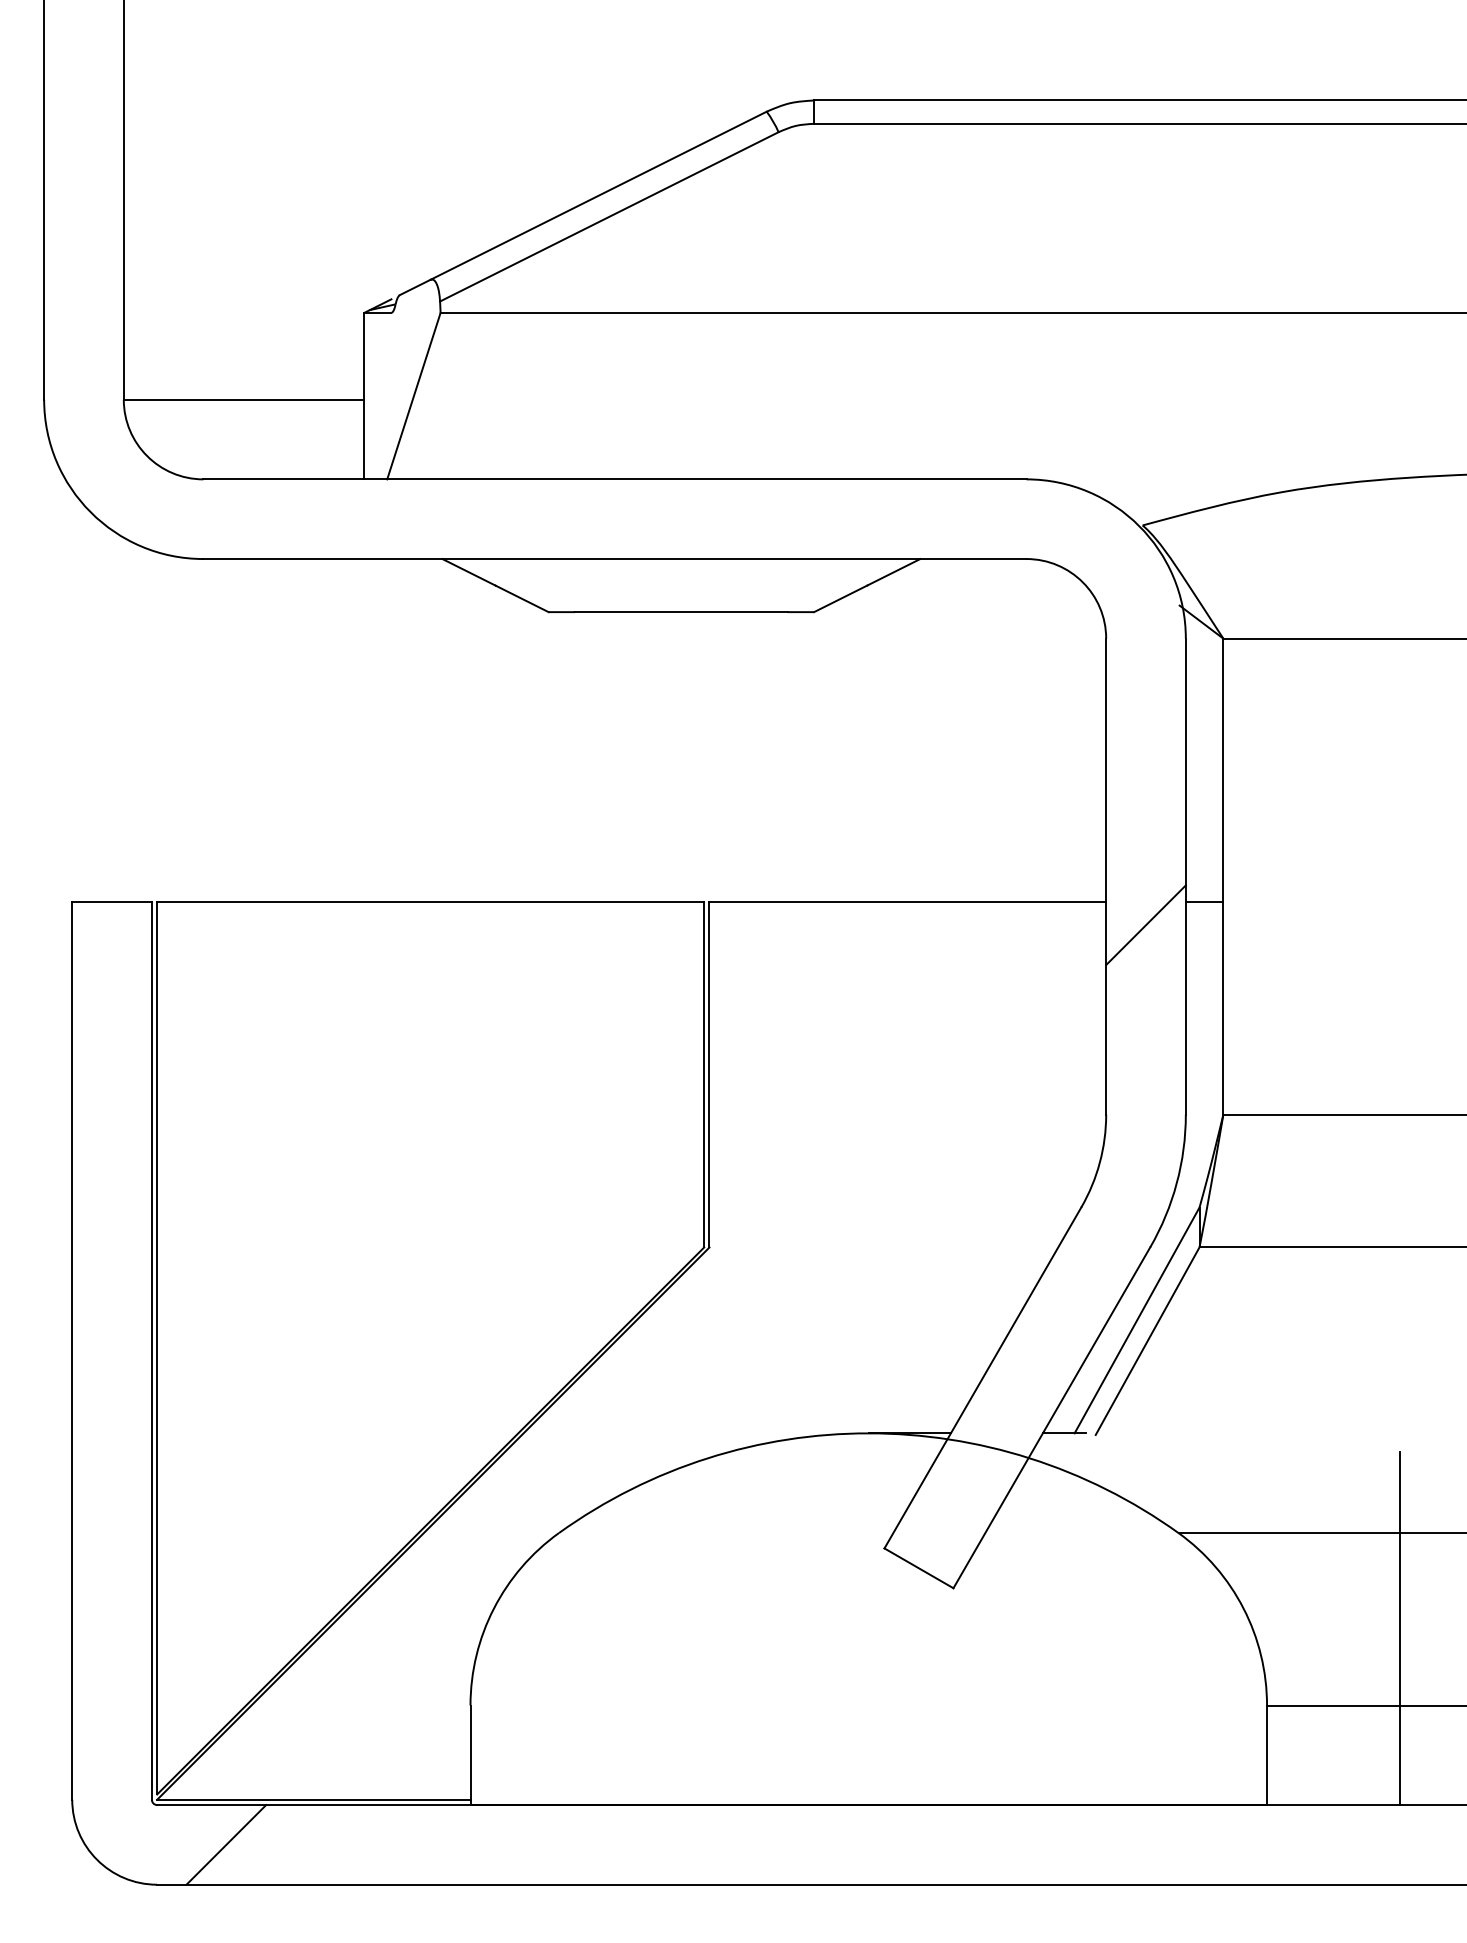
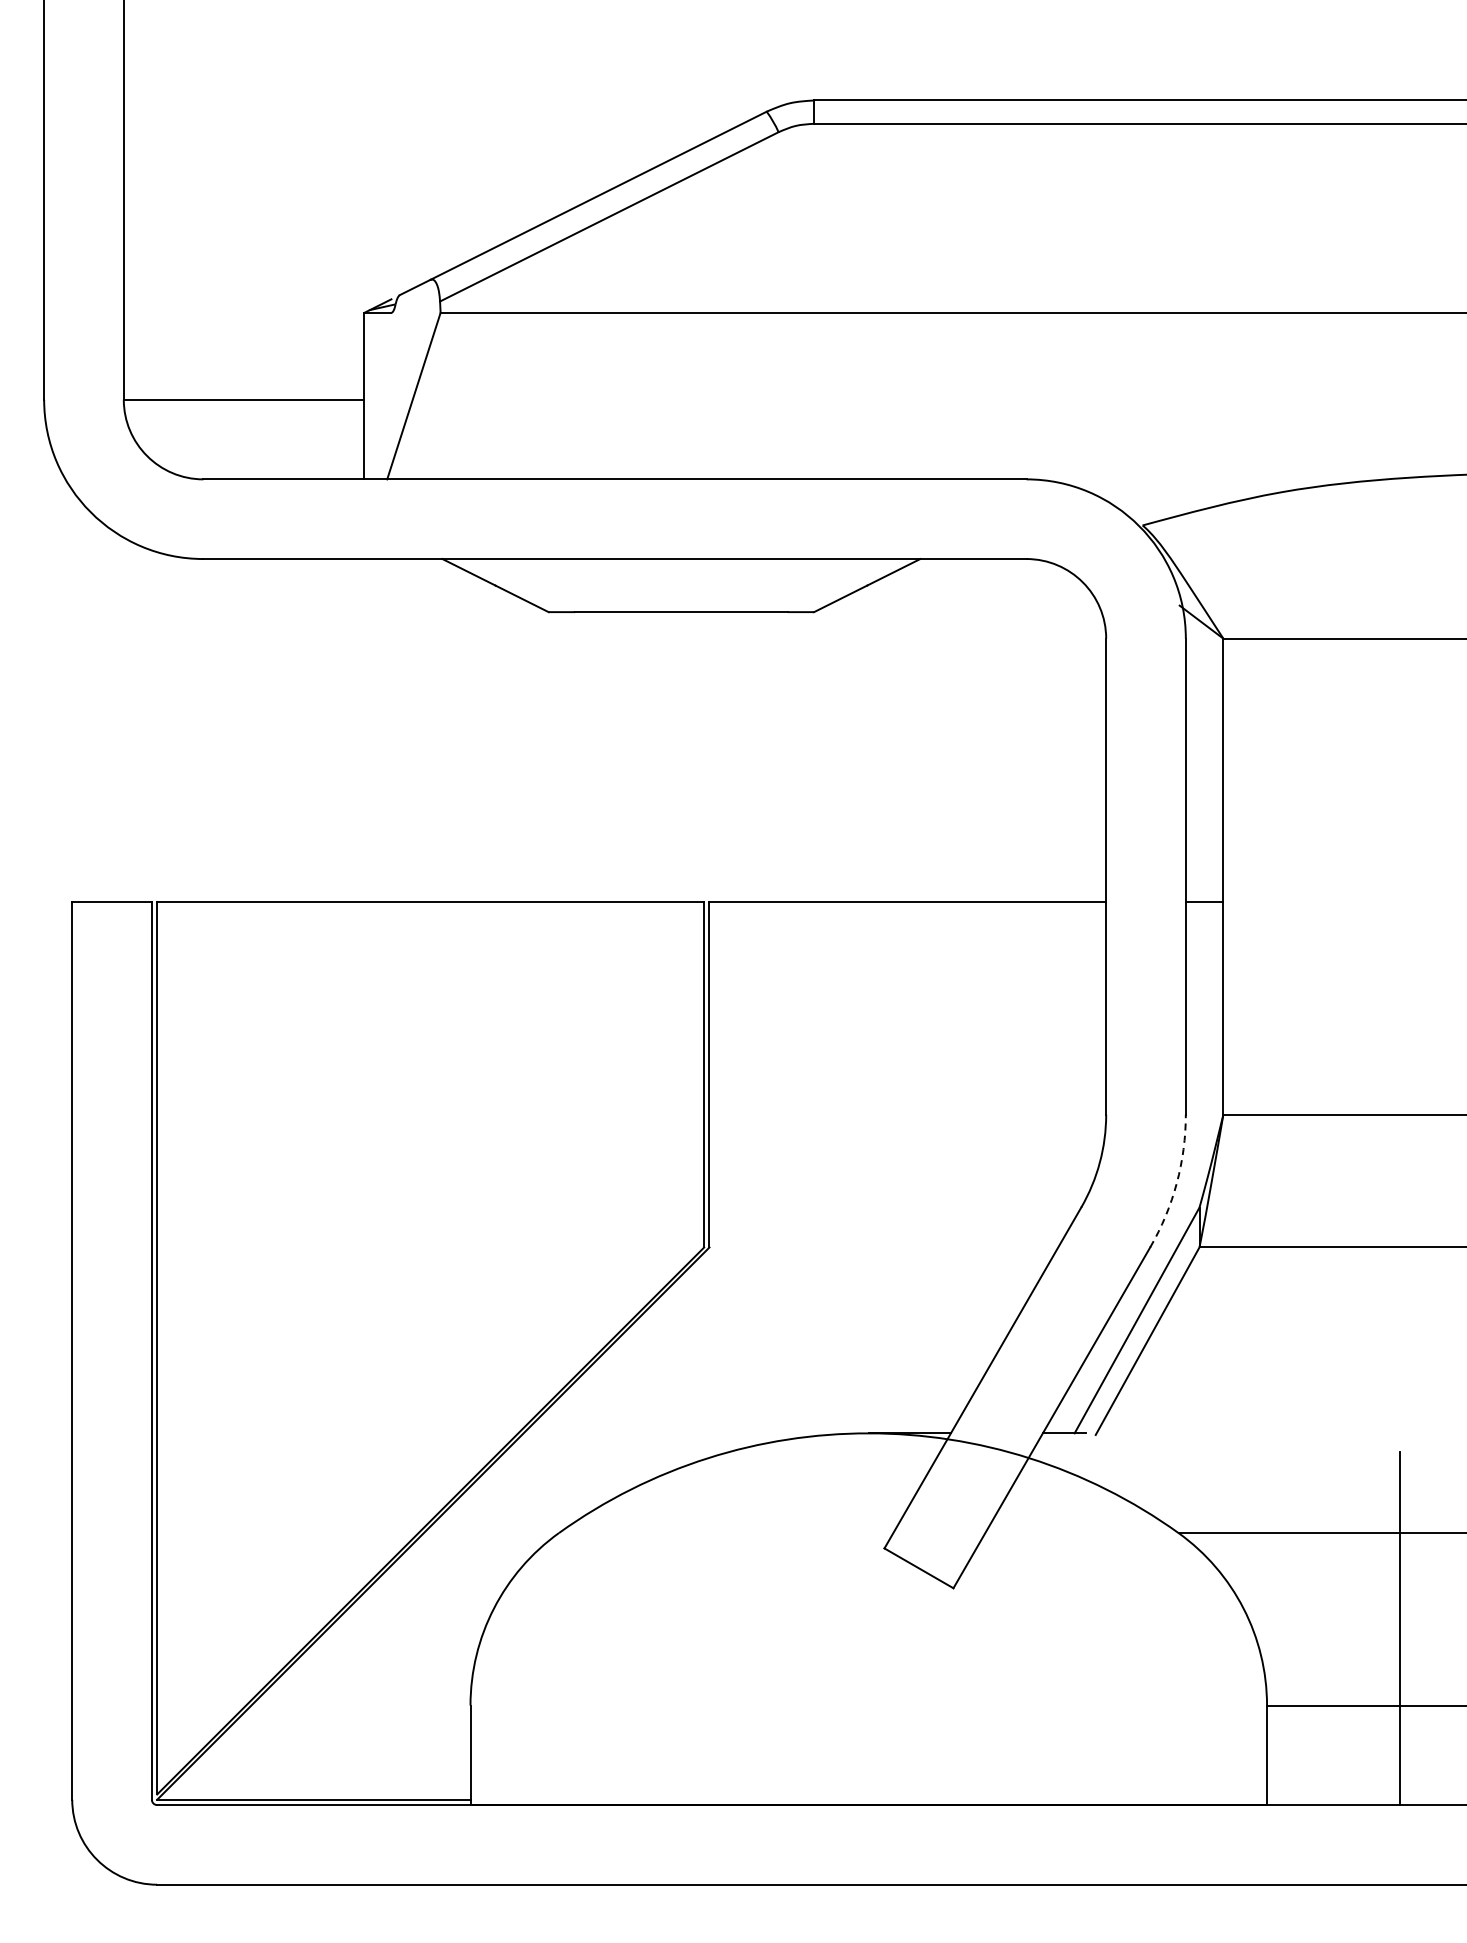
line: present -> none (1145, 925)
arc: solid -> dashed (1176, 1183)
line: present -> none (226, 1844)
